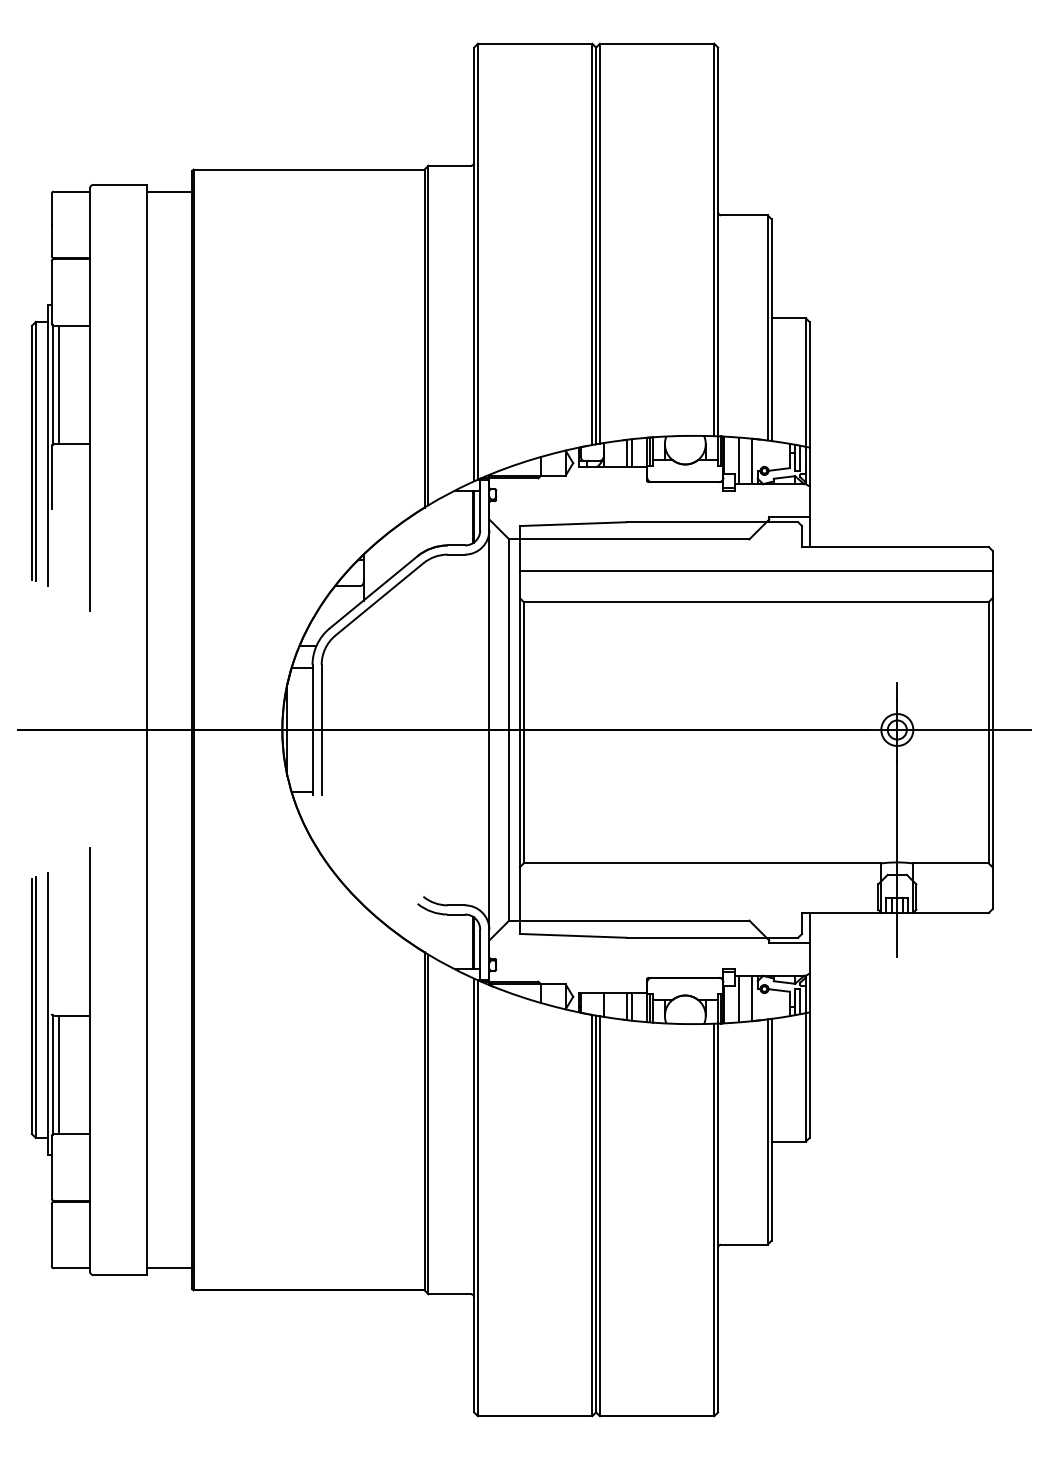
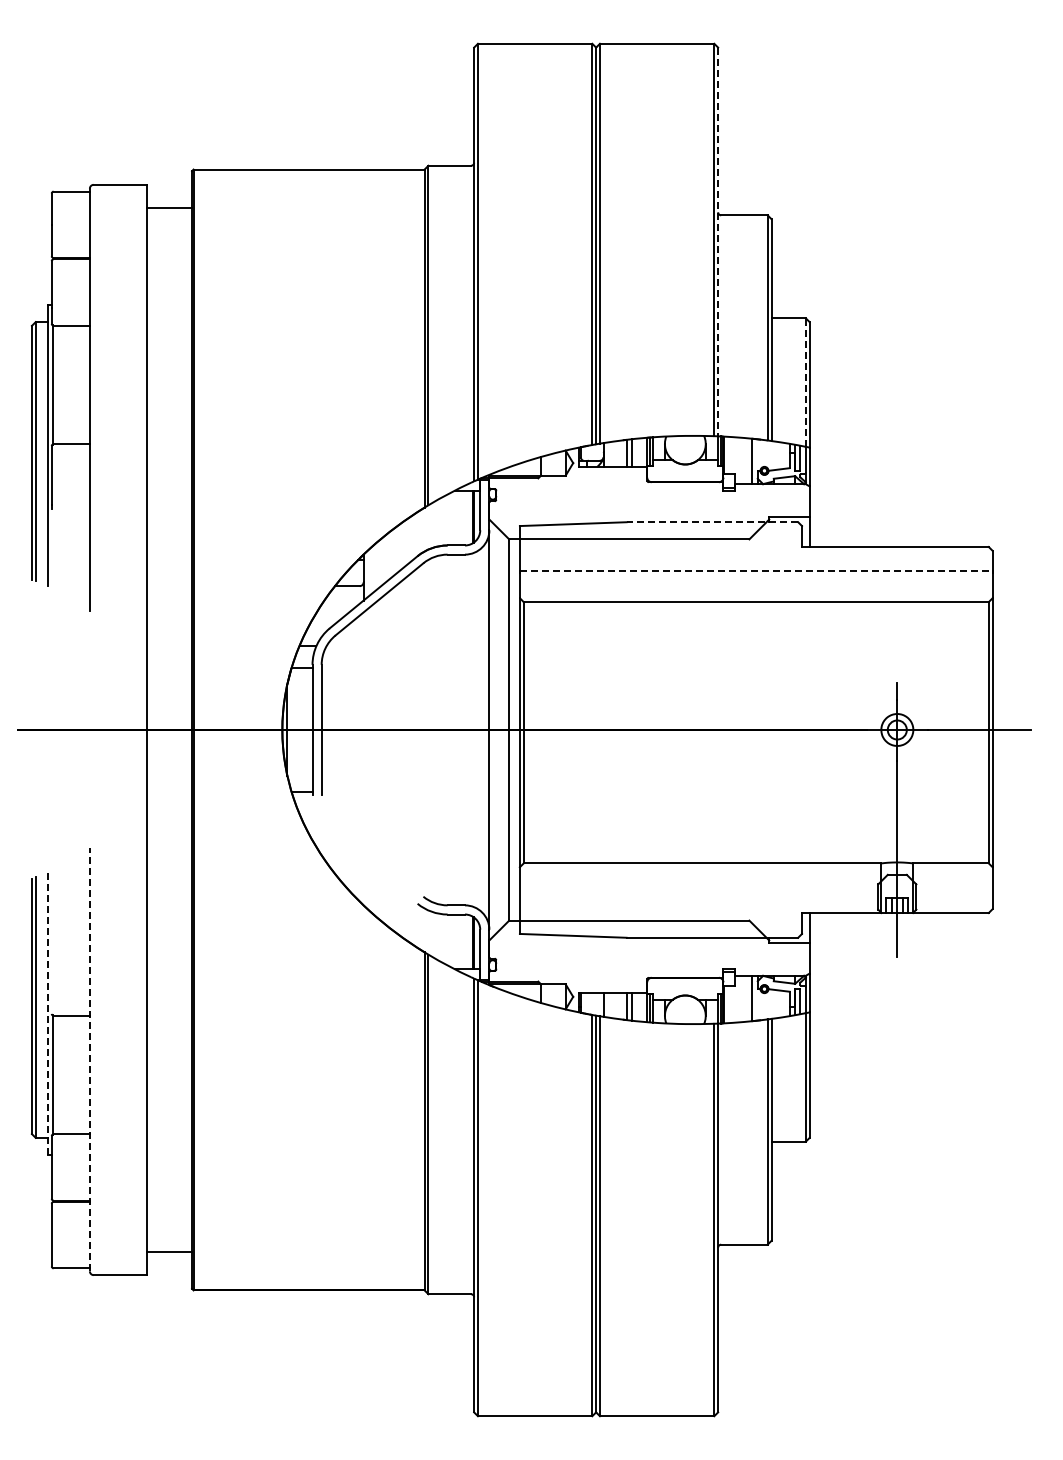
line position: (169, 192) -> (169, 208) (169, 208)
line: solid -> dashed (718, 242)
line: solid -> dashed (805, 382)
line: present -> none (58, 384)
line: present -> none (739, 460)
line: solid -> dashed (712, 522)
line: solid -> dashed (756, 571)
line: present -> none (739, 998)
line: solid -> dashed (47, 1013)
line: solid -> dashed (89, 1059)
line: present -> none (58, 1074)
line position: (169, 1267) -> (169, 1251) (169, 1251)
